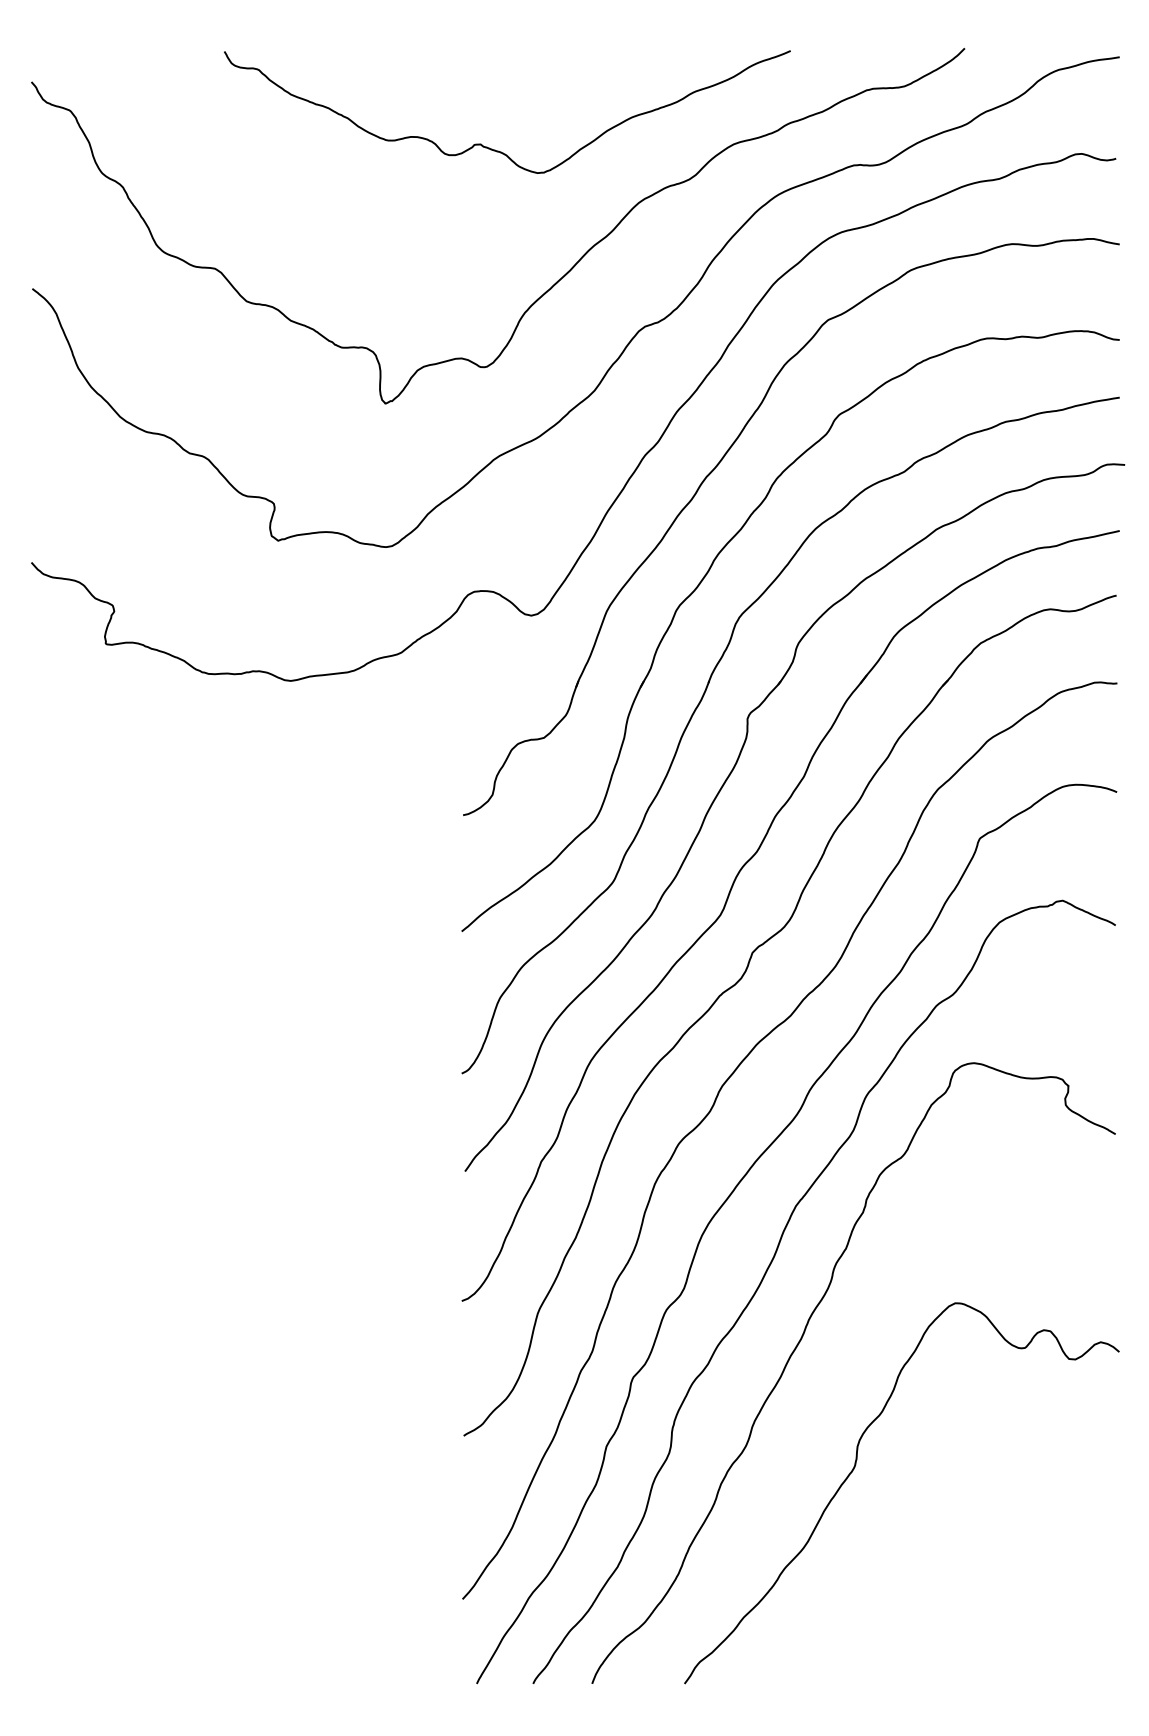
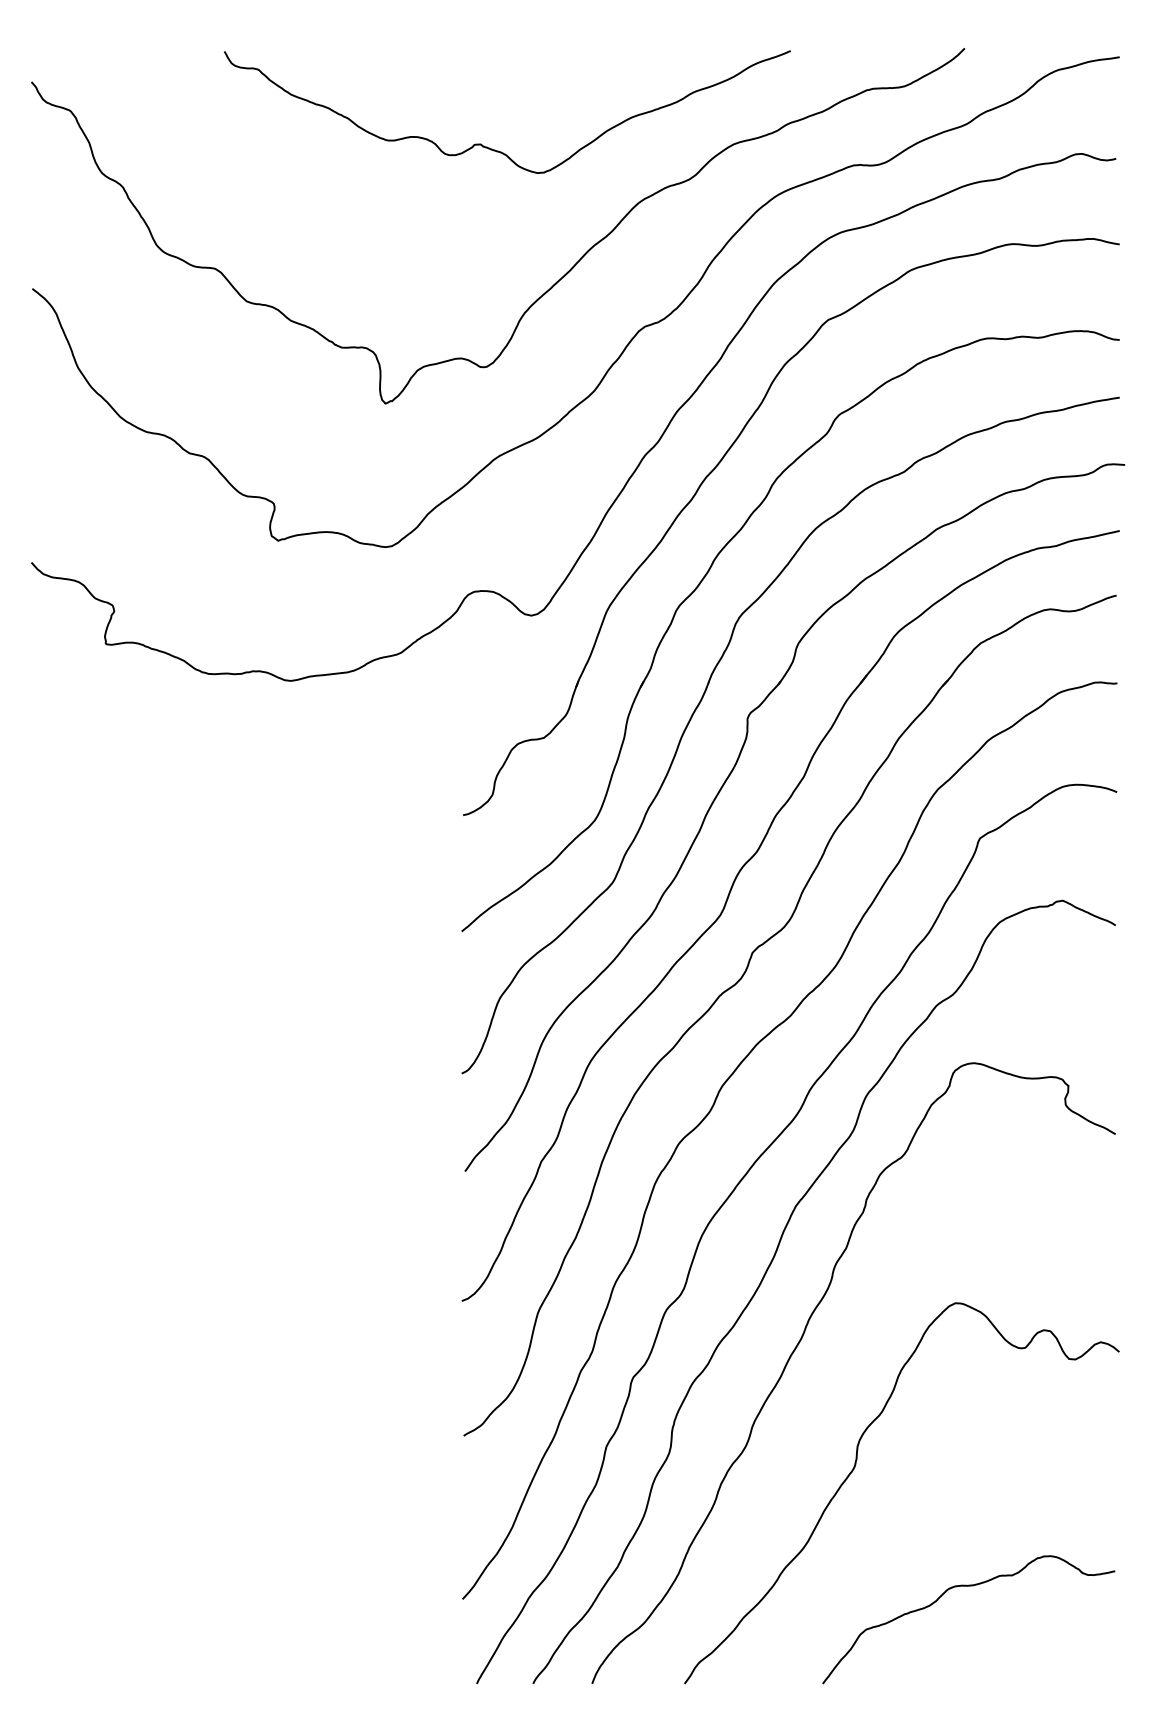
curve: none -> present (968, 1586)
